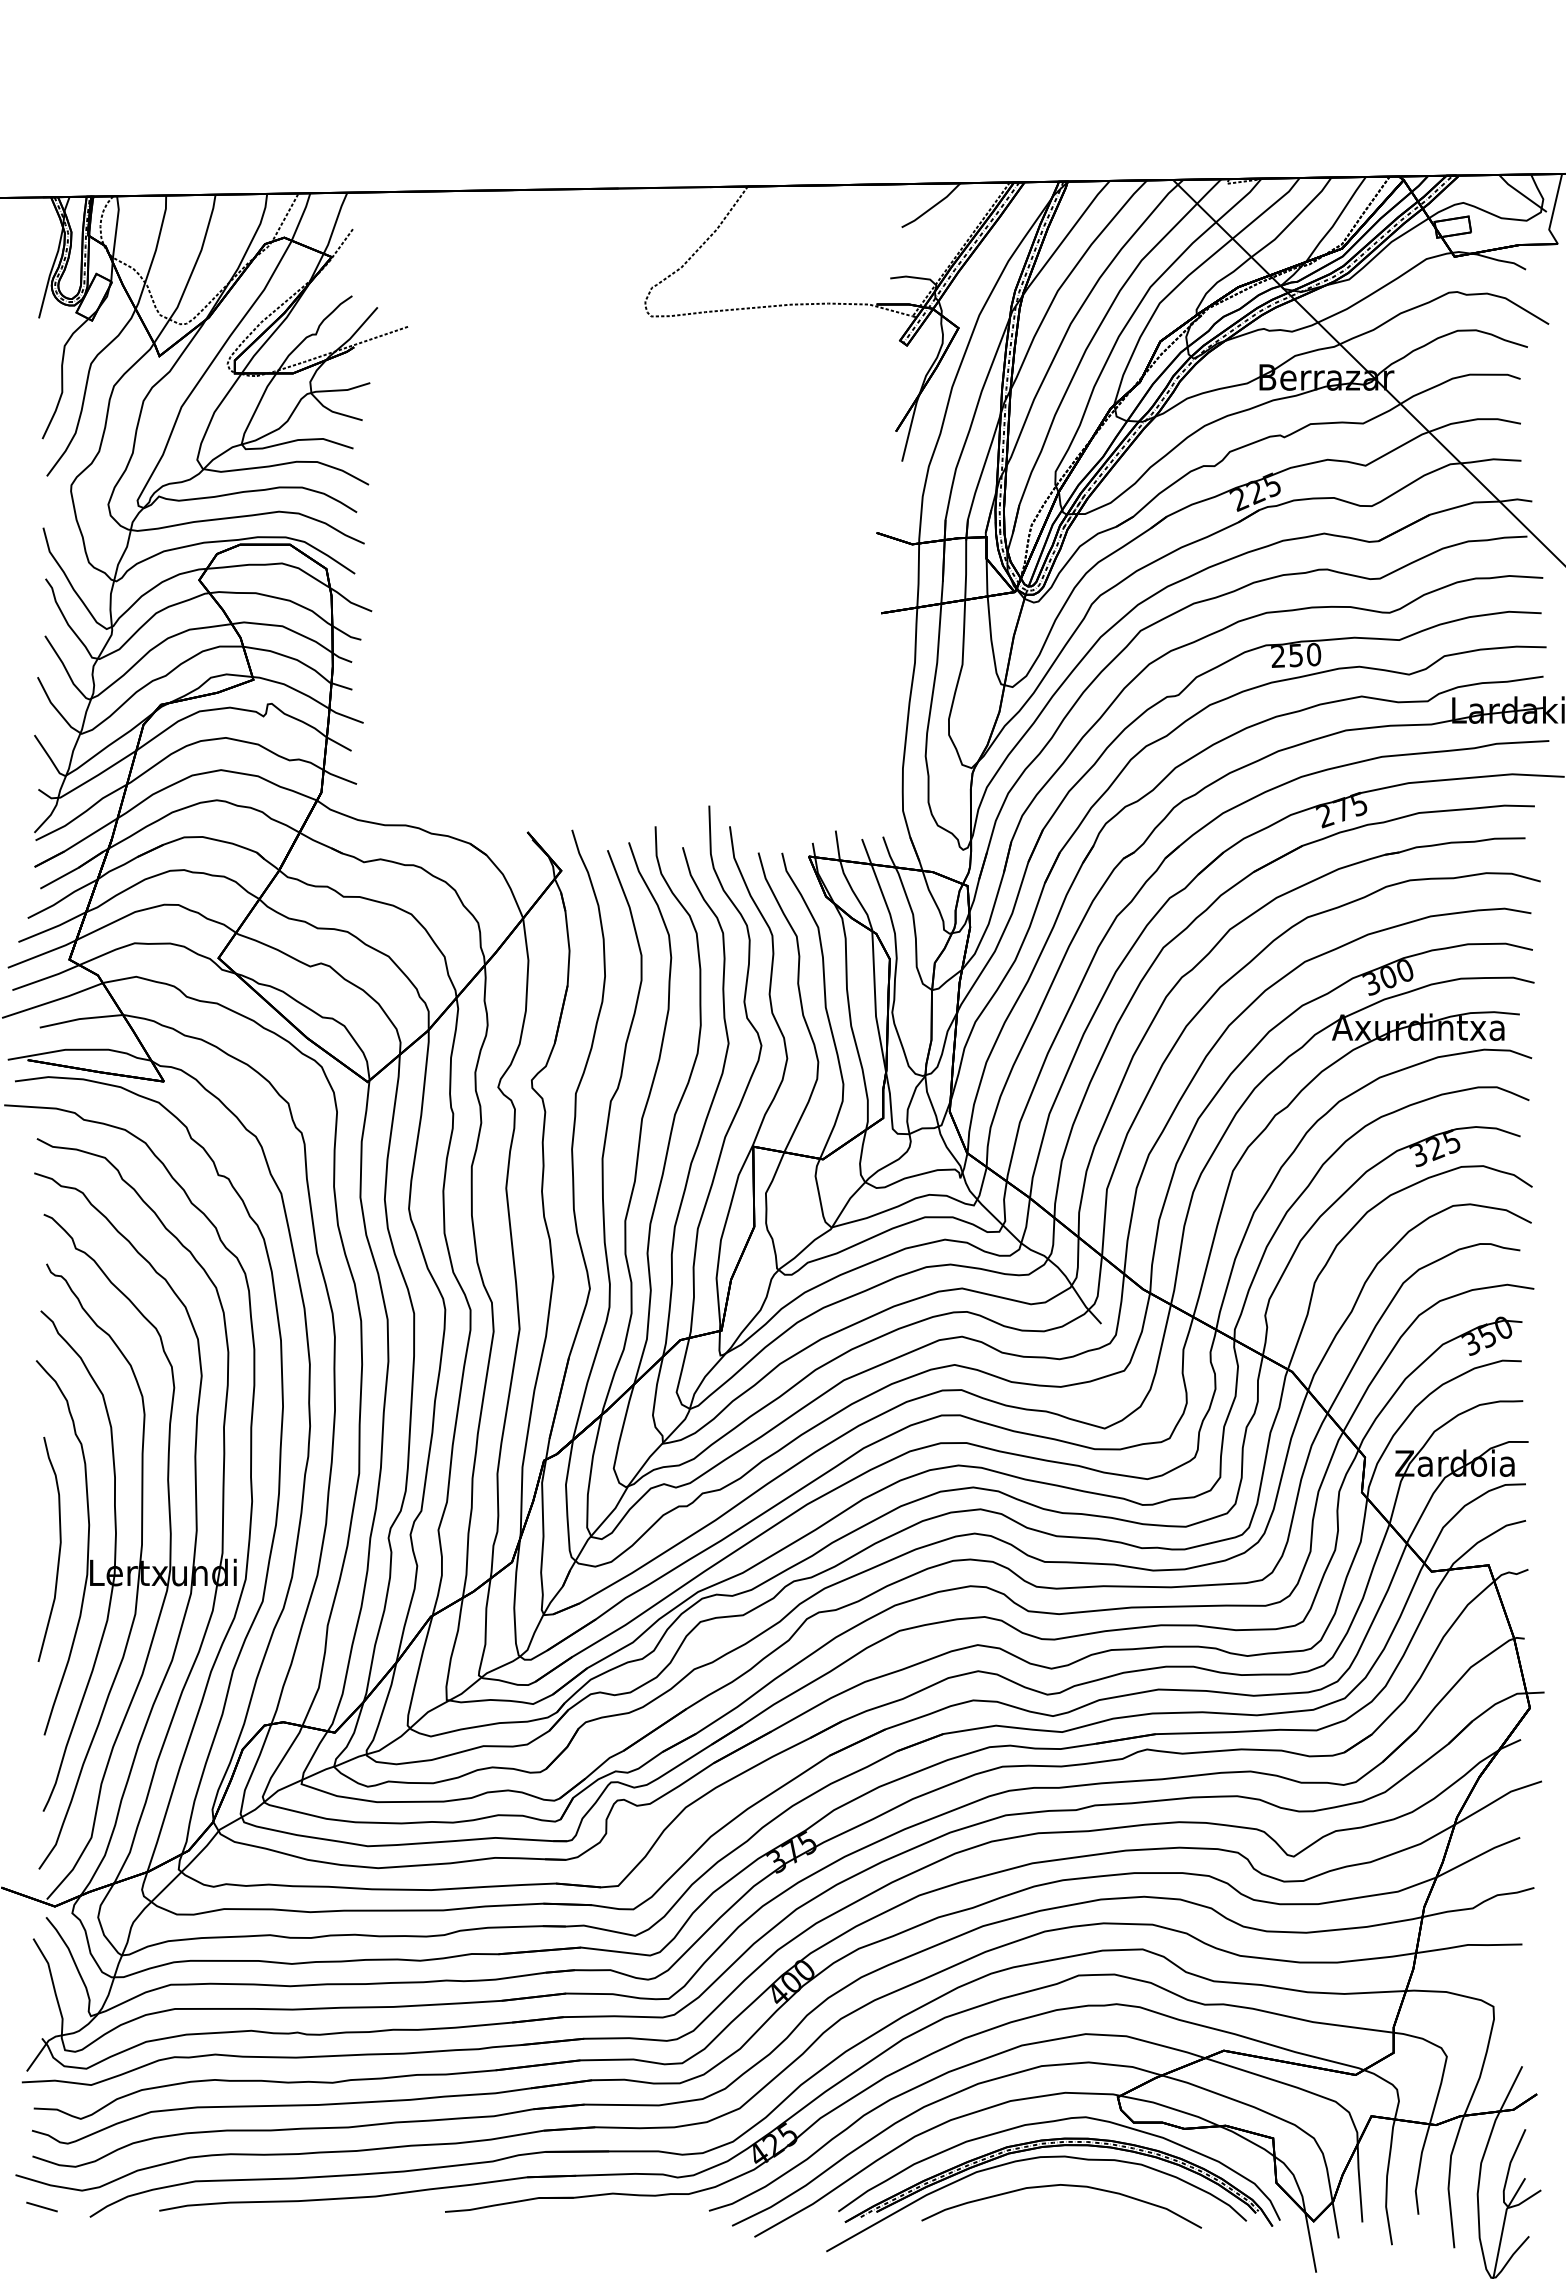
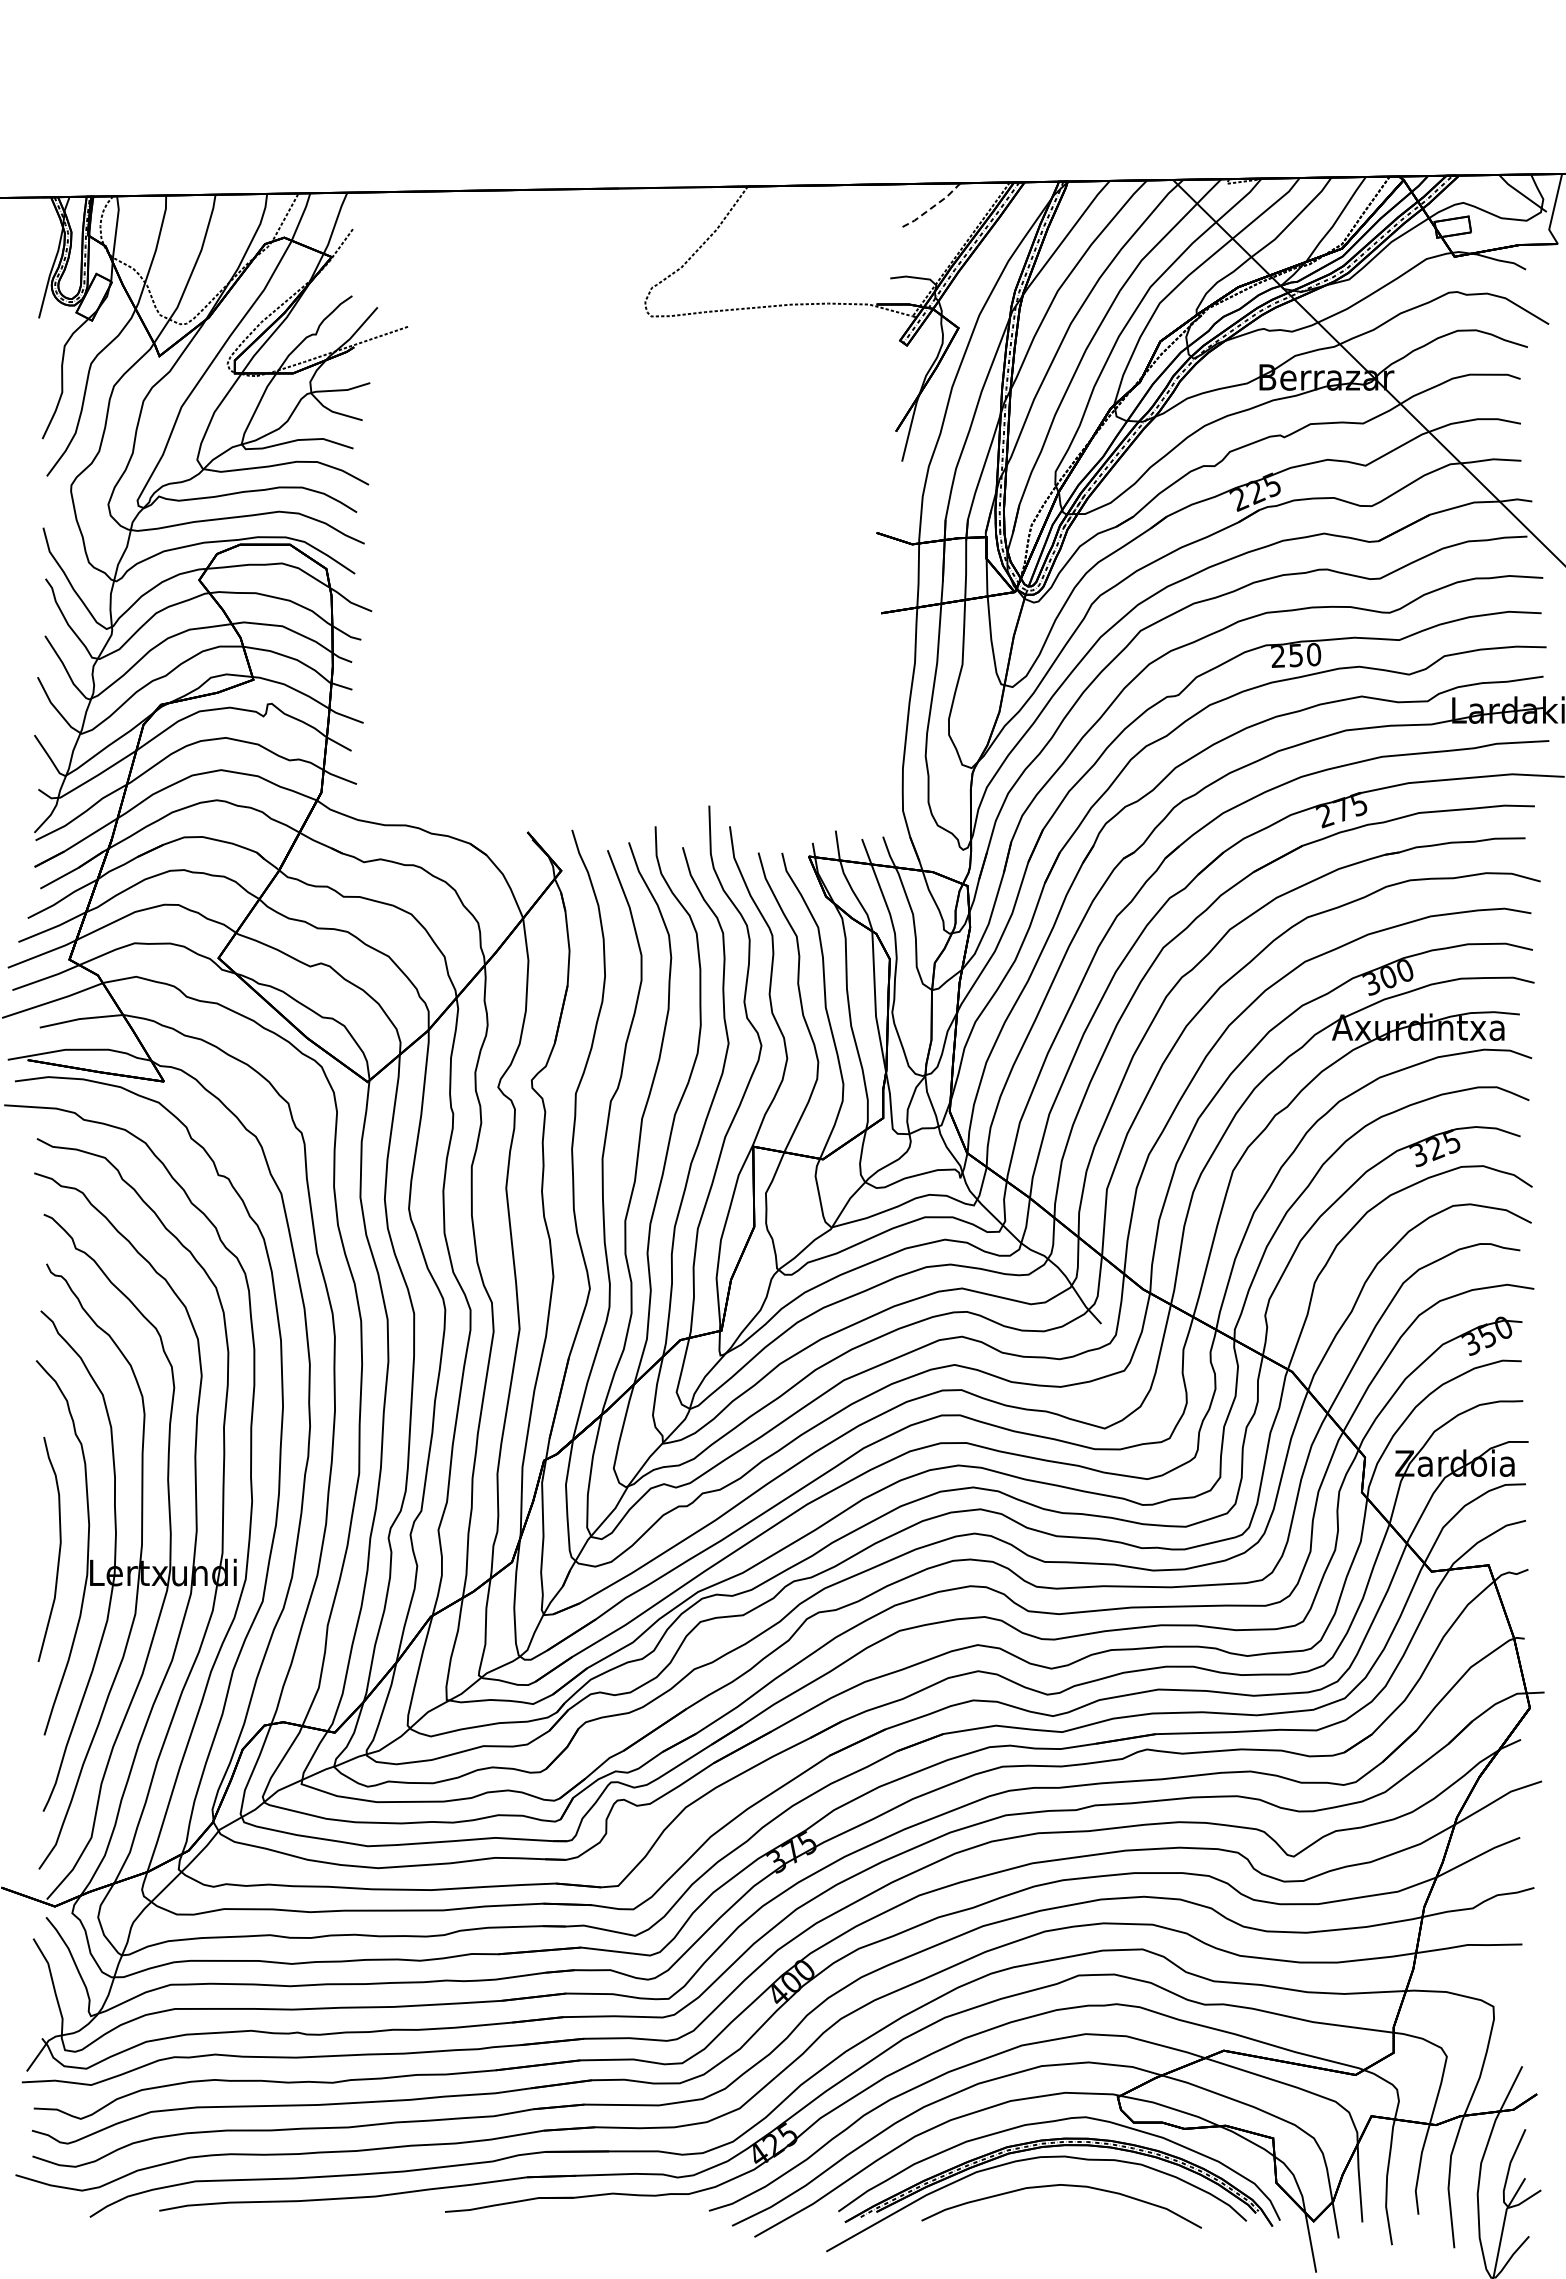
line: solid -> dashed (932, 207)
line: present -> none (41, 2206)
